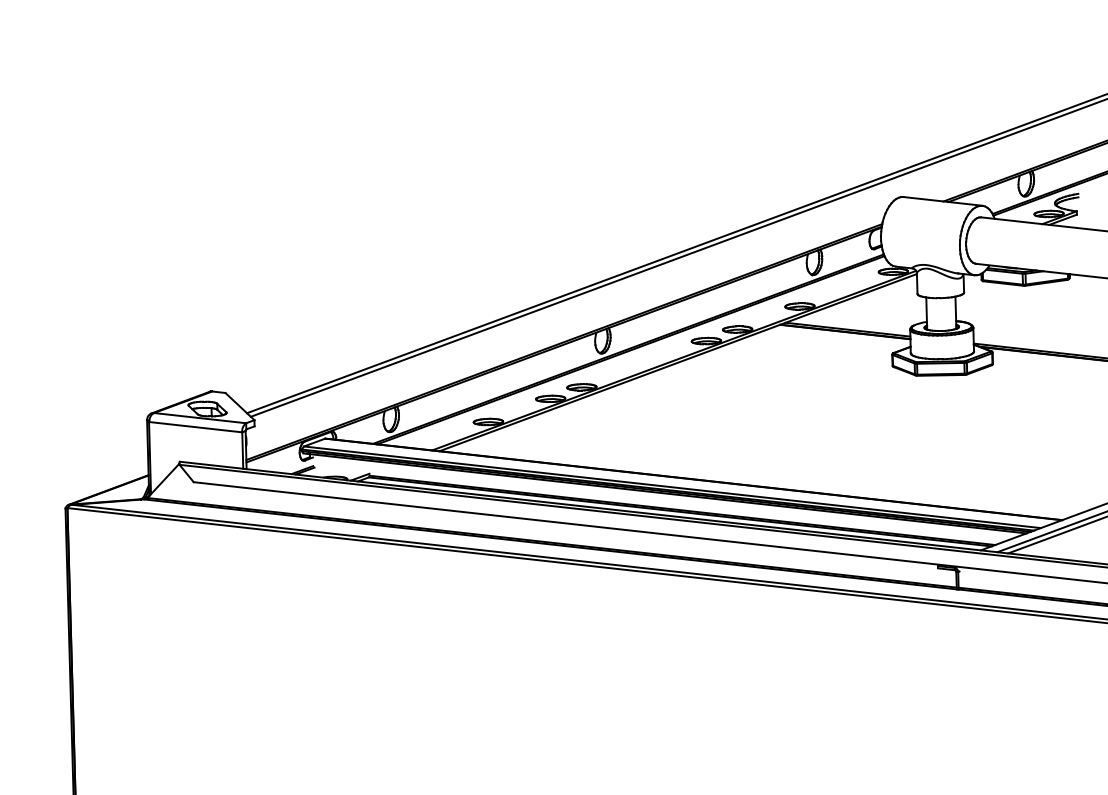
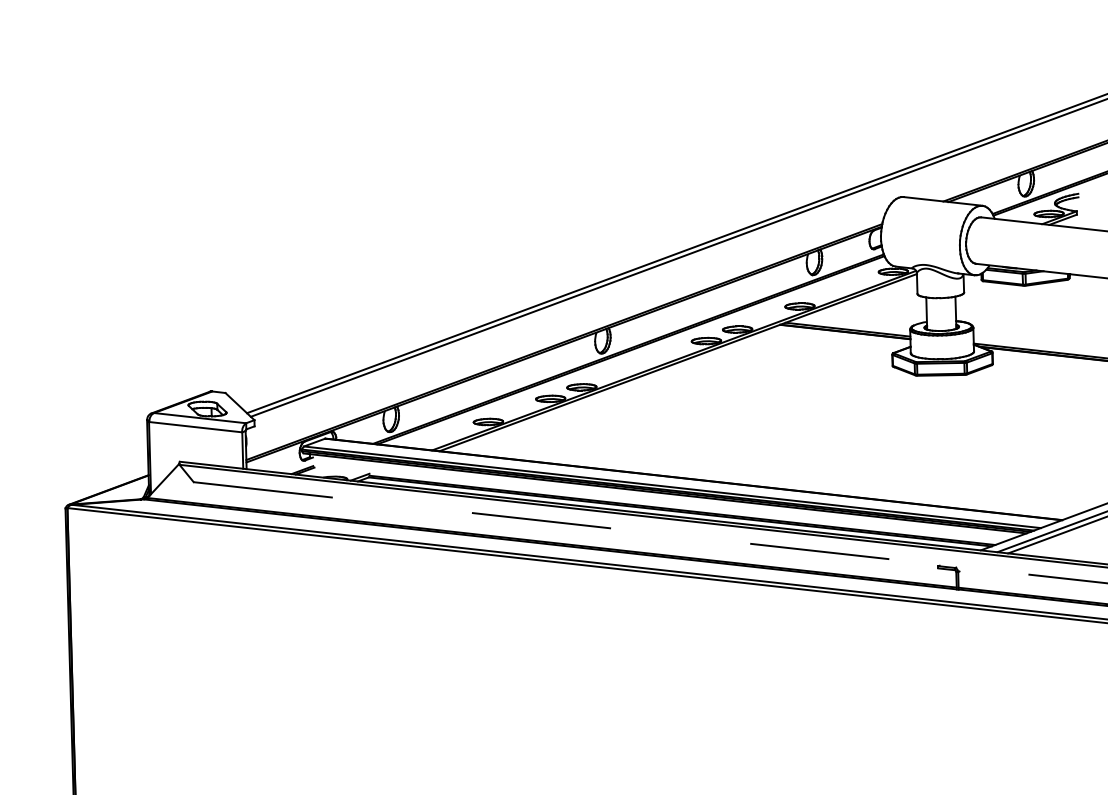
line: solid -> dashed (650, 532)
